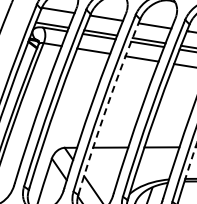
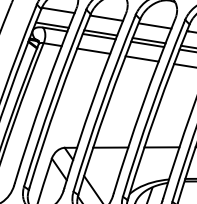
arc: dashed -> solid (107, 105)
arc: dashed -> solid (190, 162)
